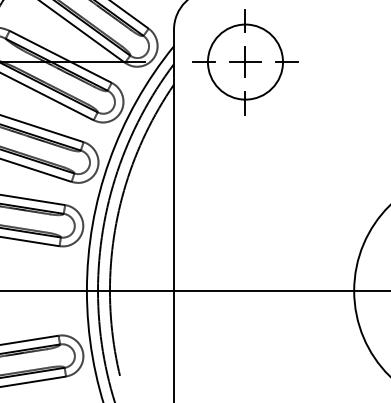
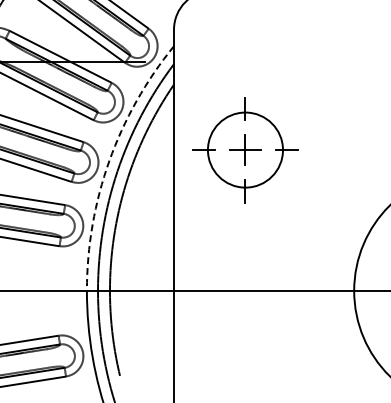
part position: (245, 62) -> (245, 150) (245, 150)
arc: solid -> dashed (109, 161)
